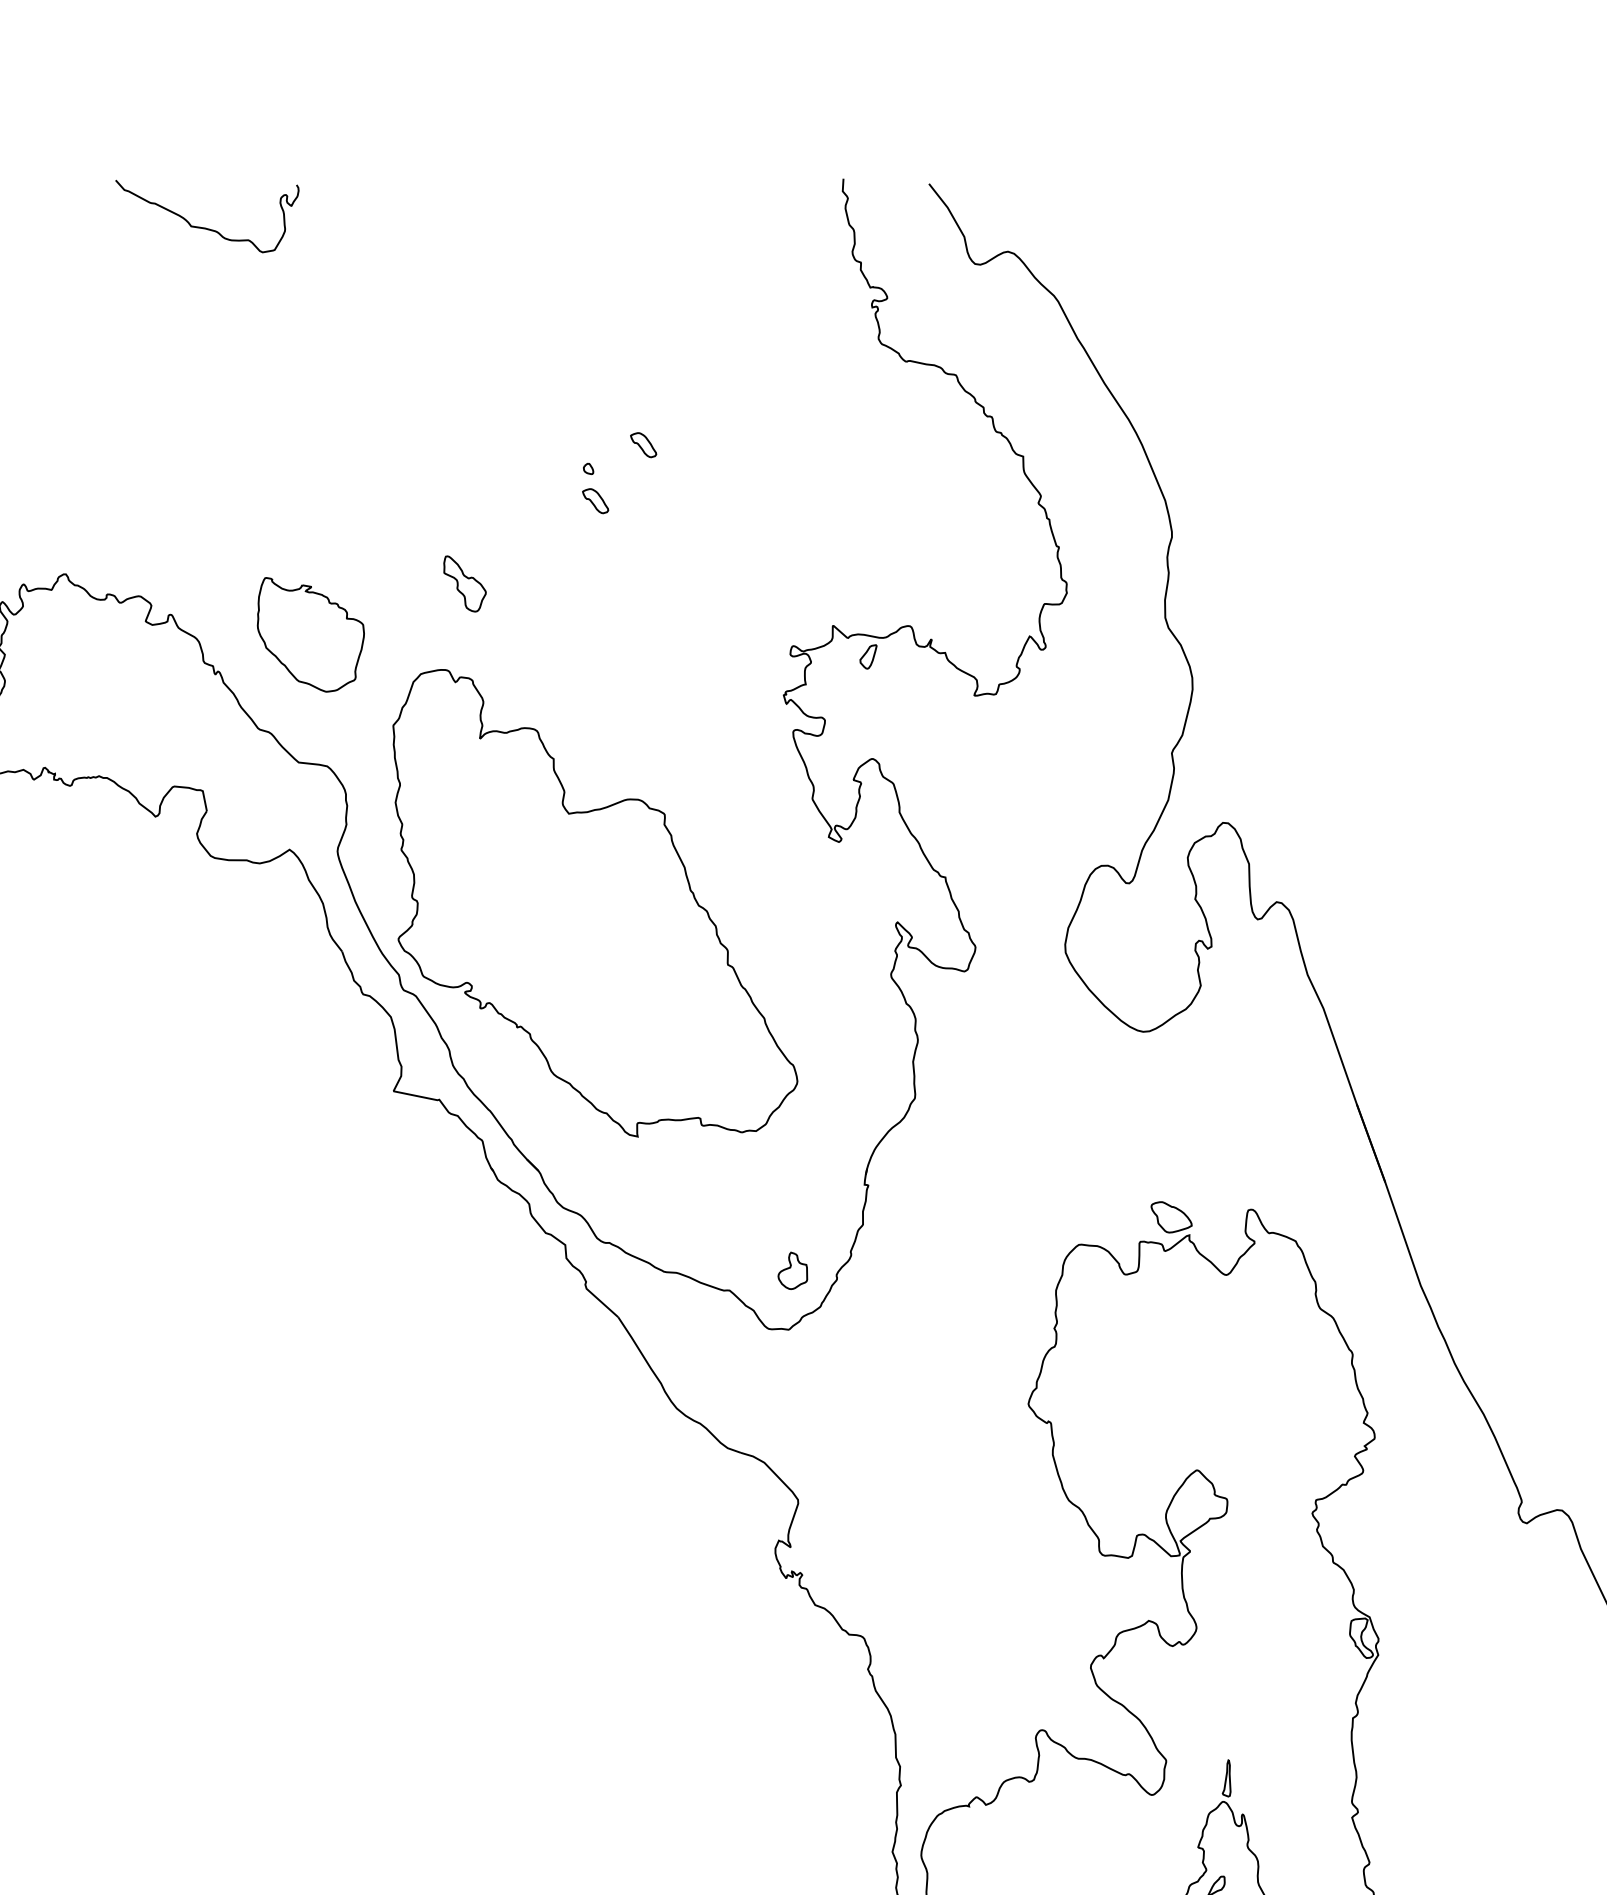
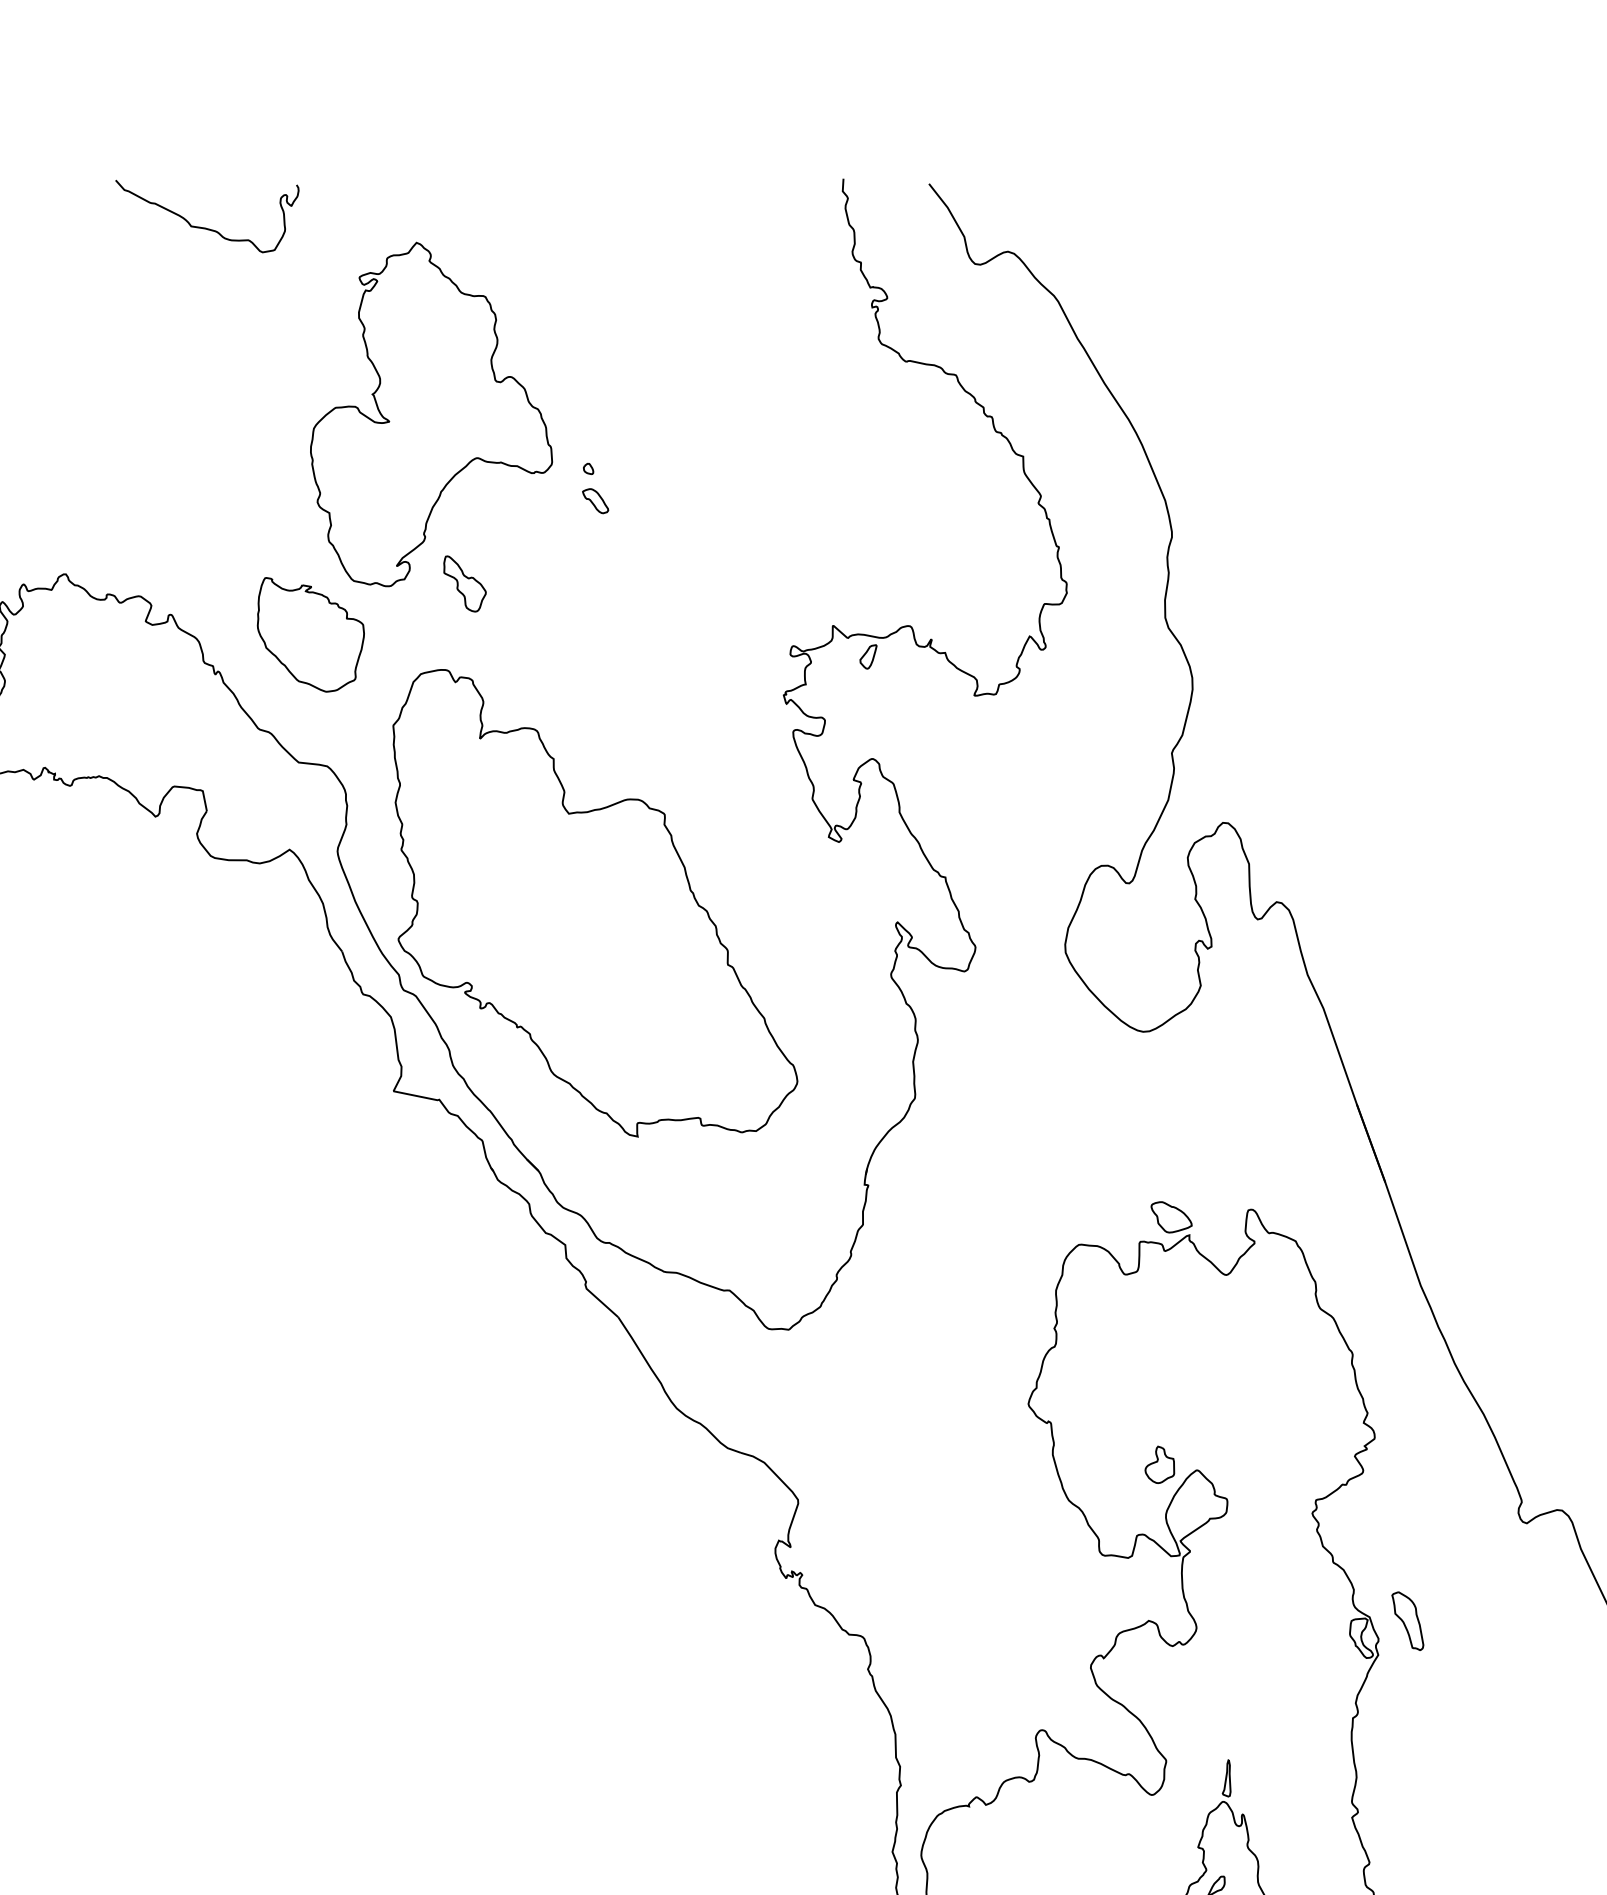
part: none -> present (431, 414)
part: present -> none (643, 445)
part position: (792, 1270) -> (1159, 1464) (1159, 1464)
part: none -> present (1407, 1620)
